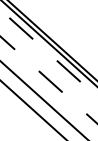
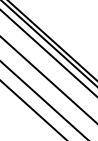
line: dashed -> solid (49, 53)
line: dashed -> solid (49, 80)
